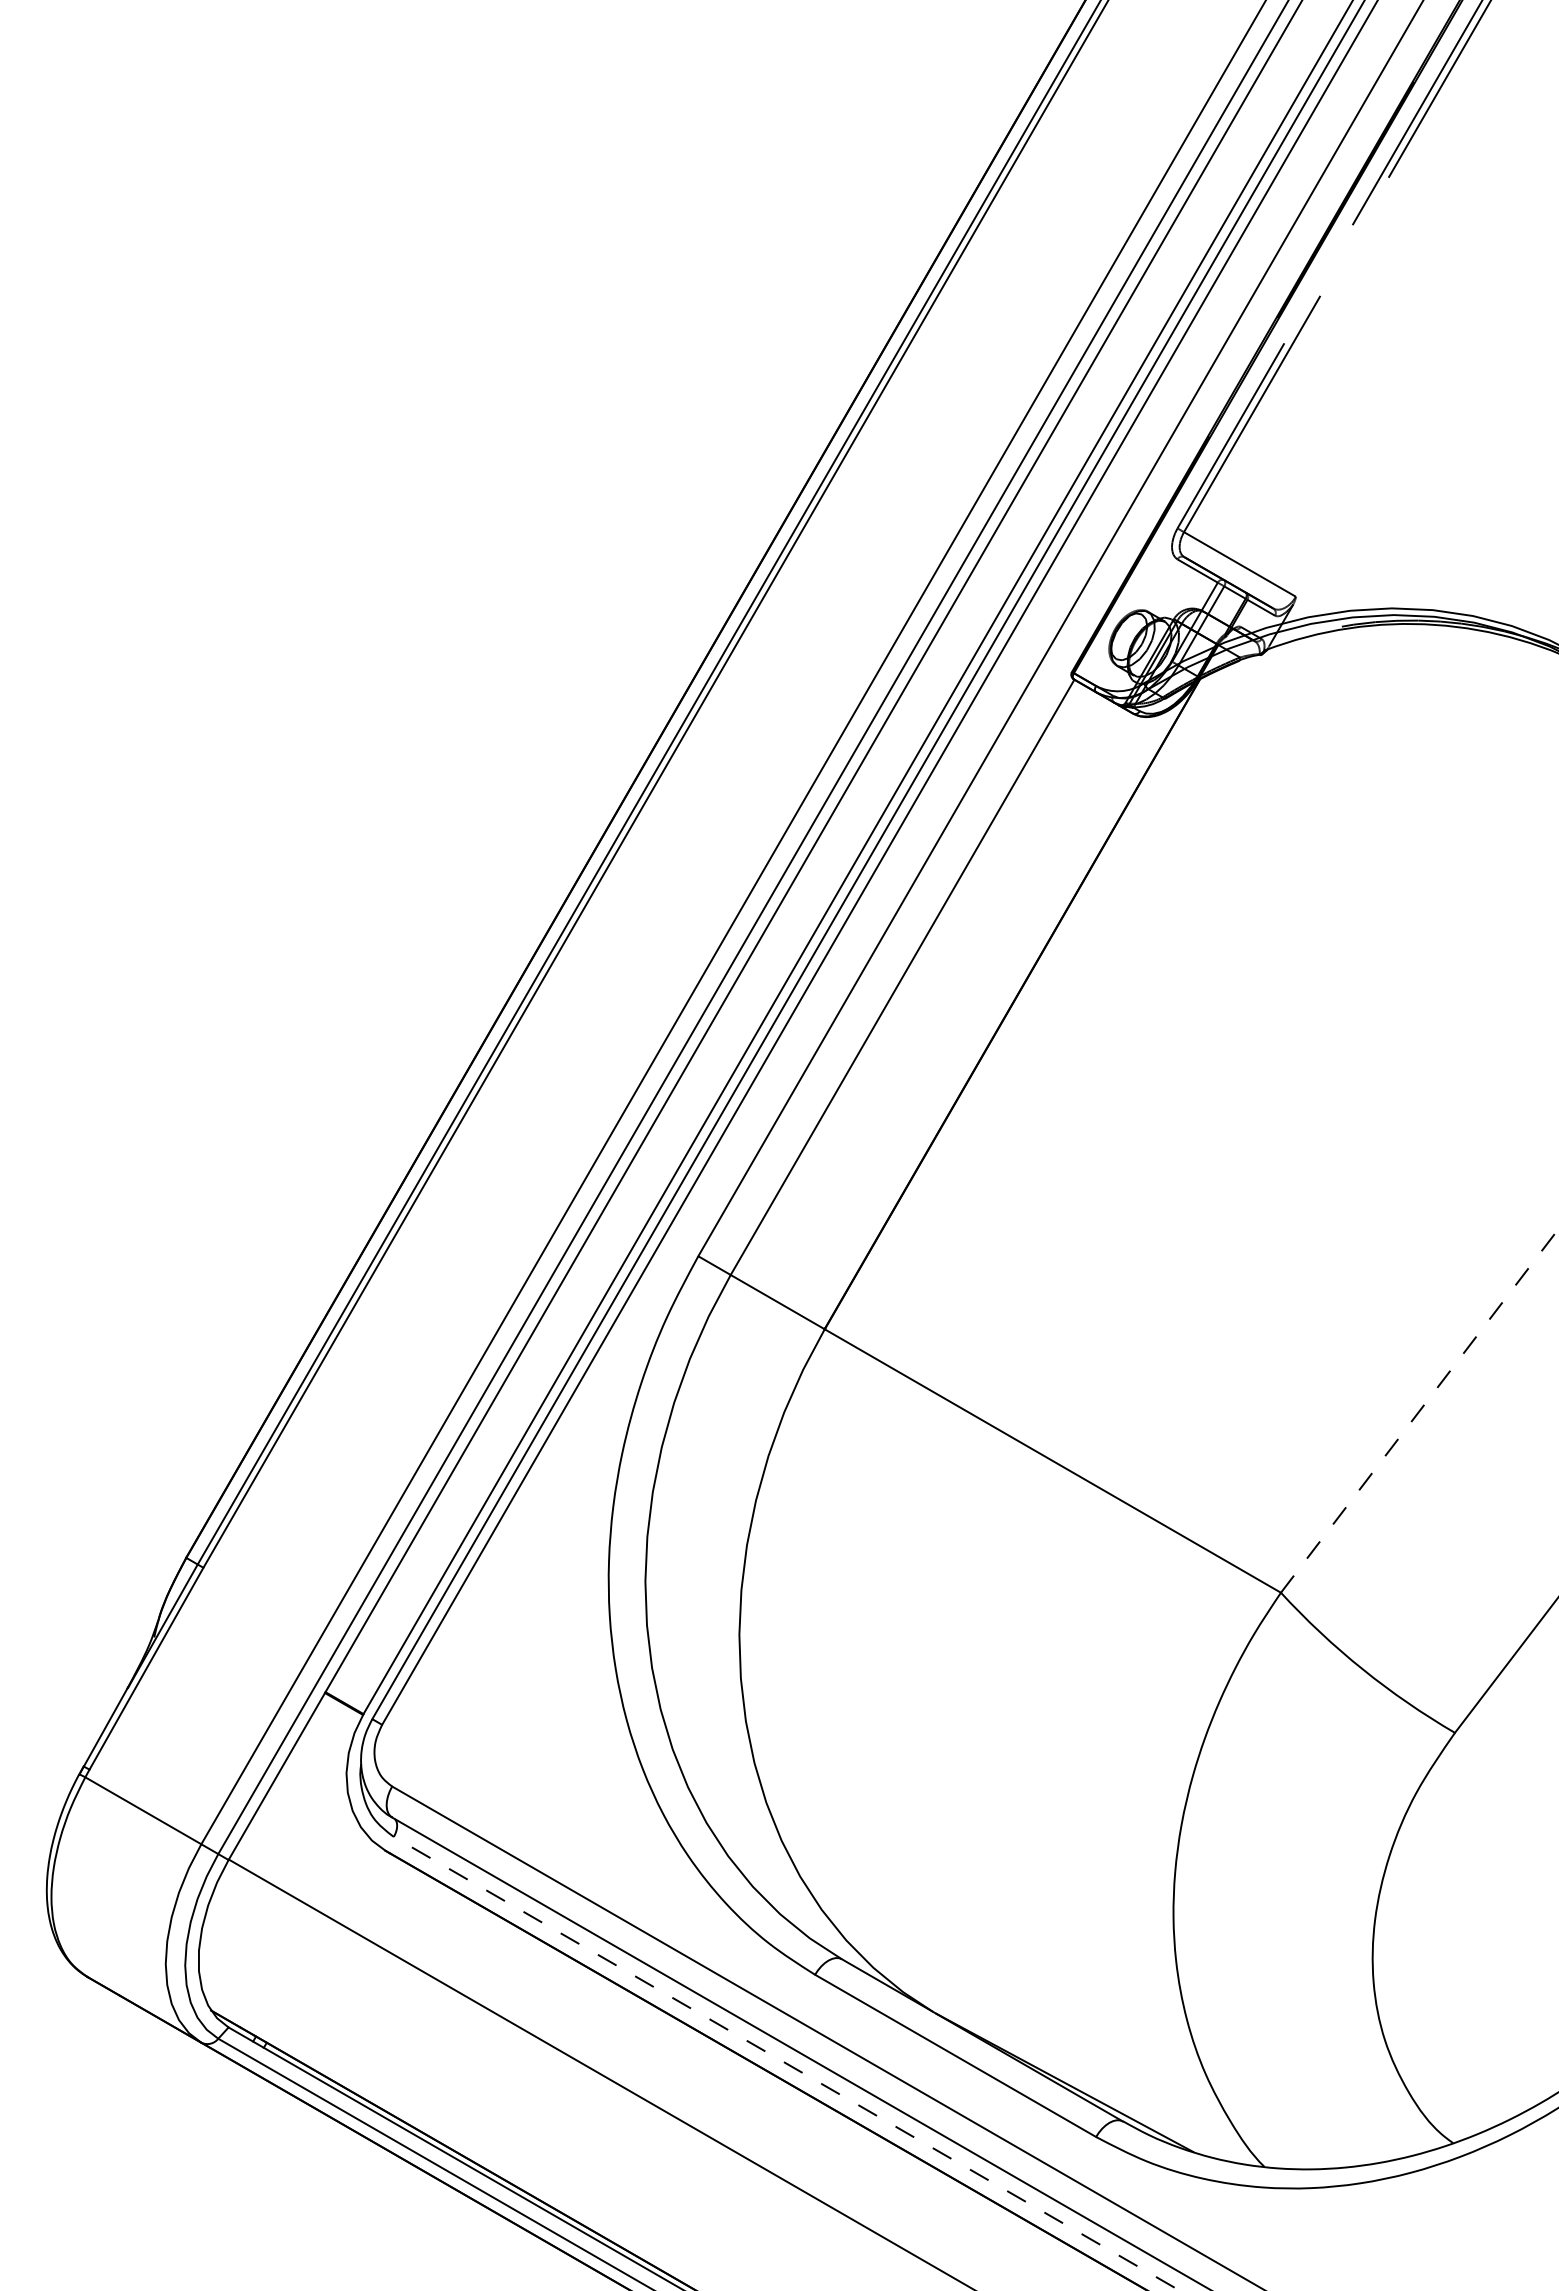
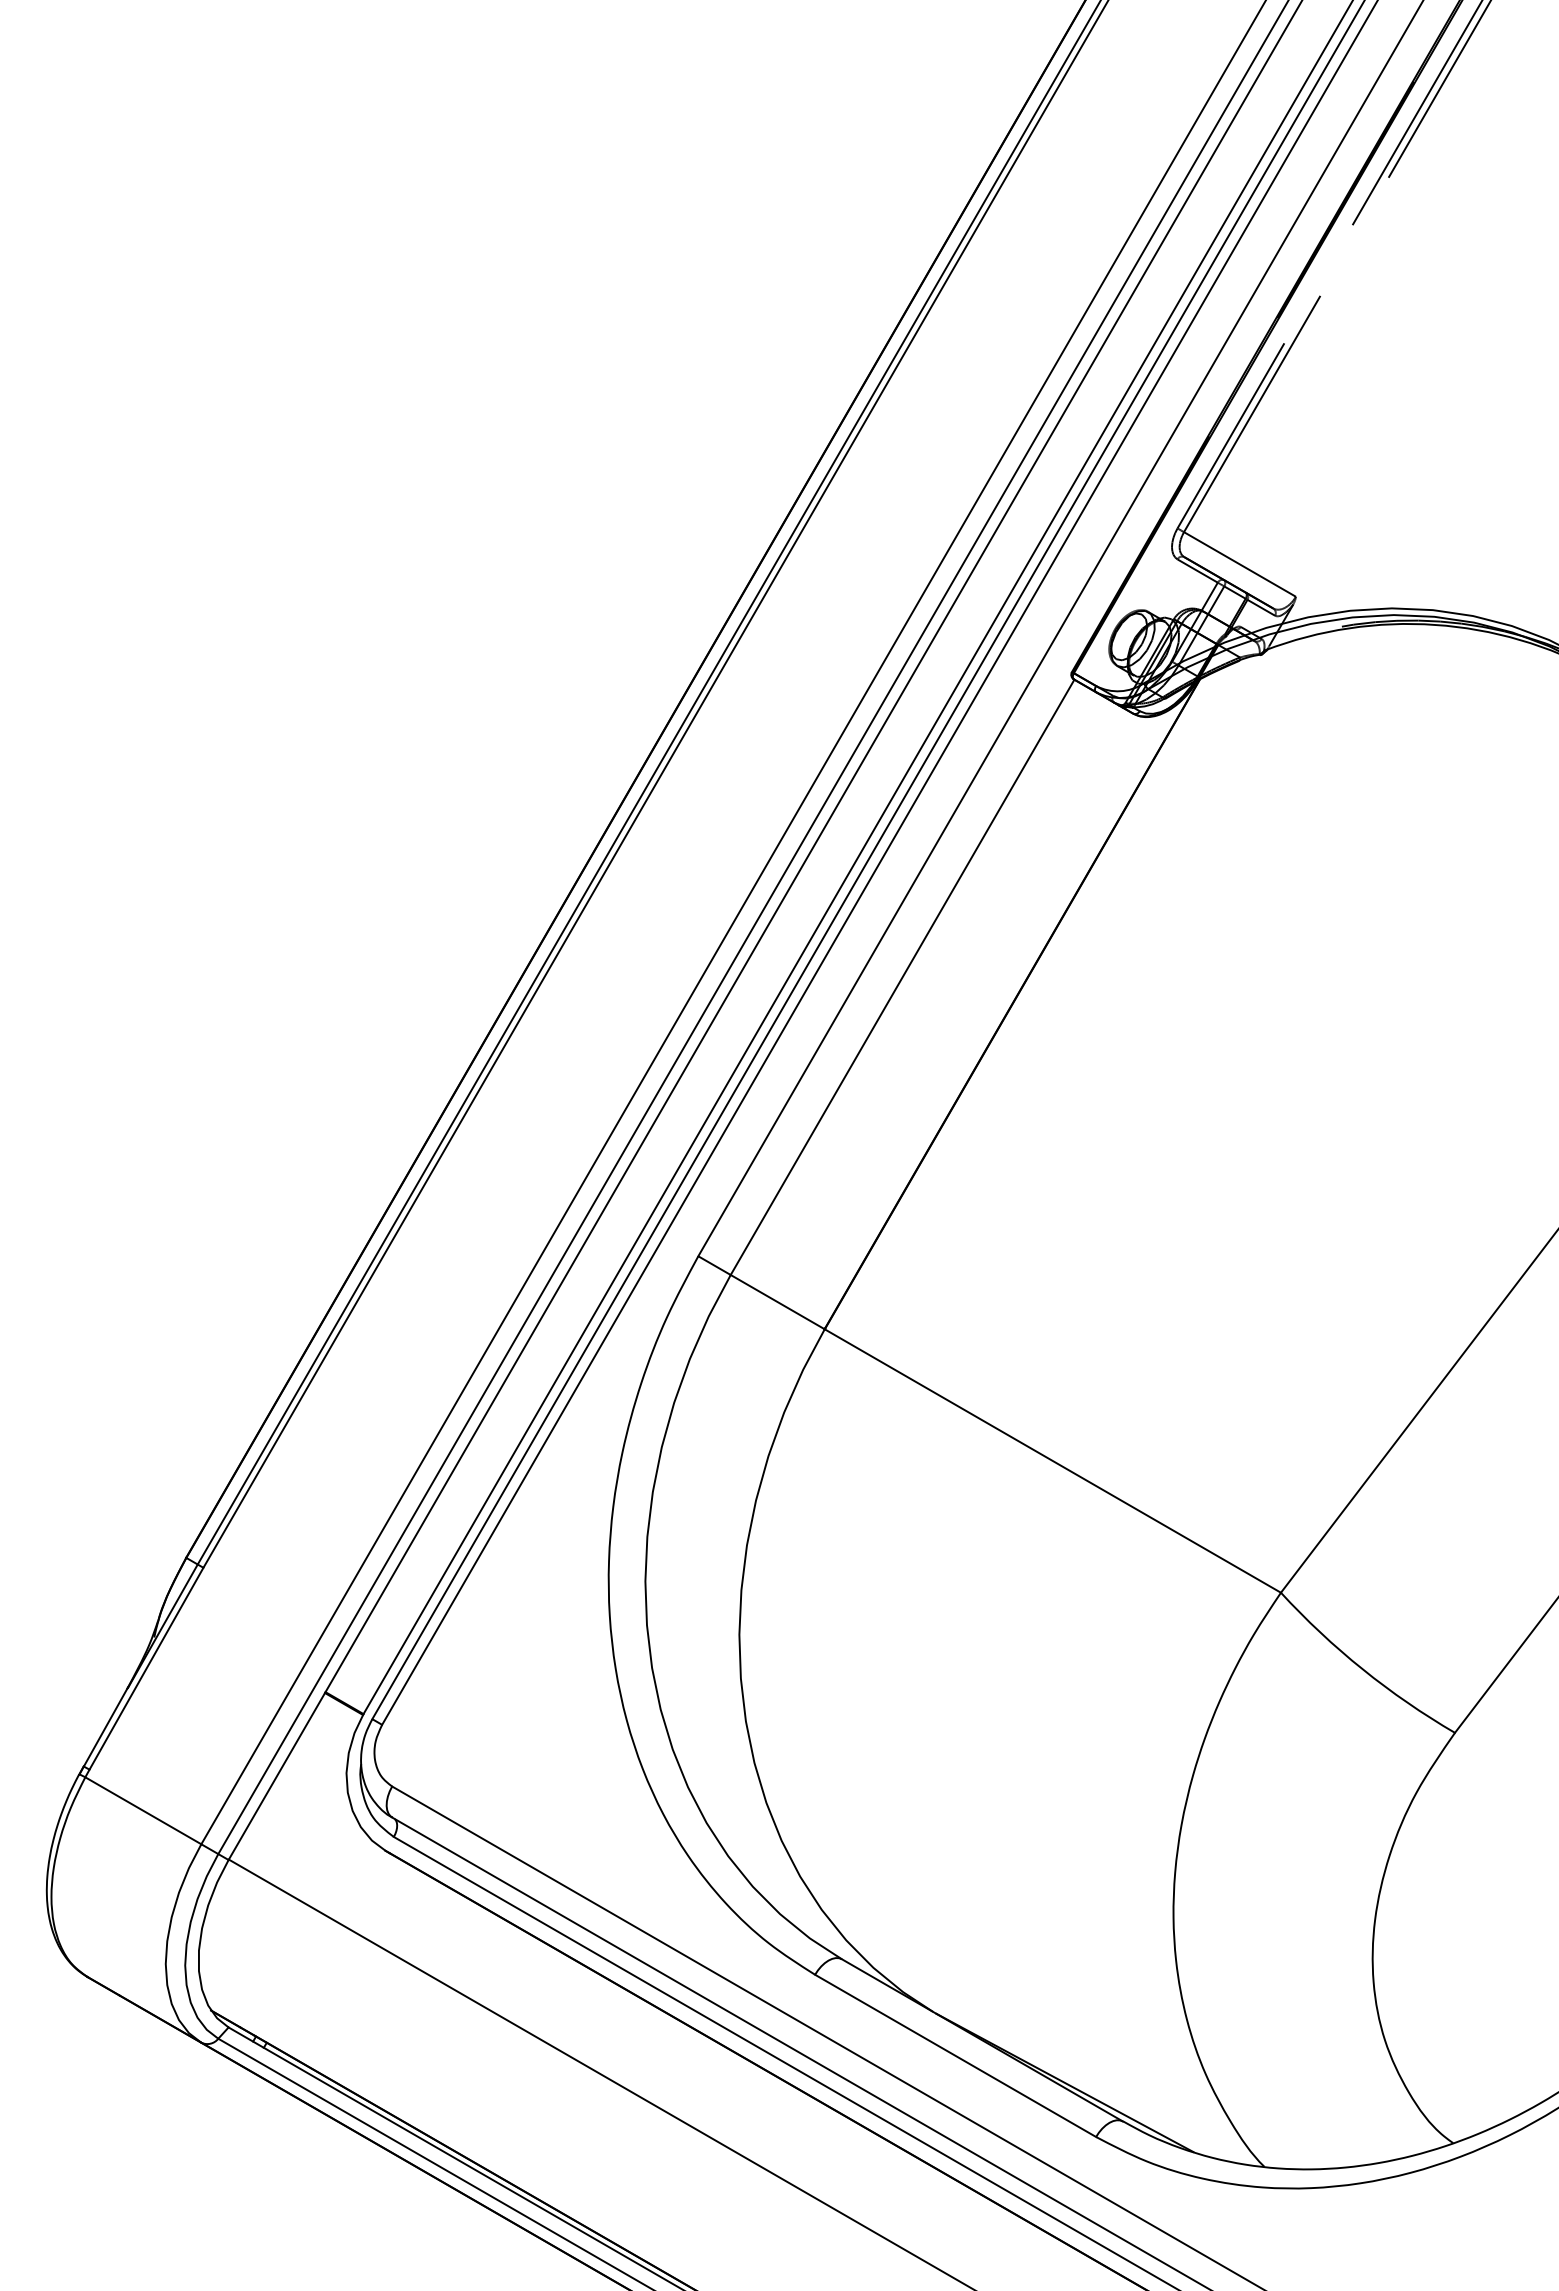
line: dashed -> solid (1419, 1410)
line: dashed -> solid (786, 2063)
